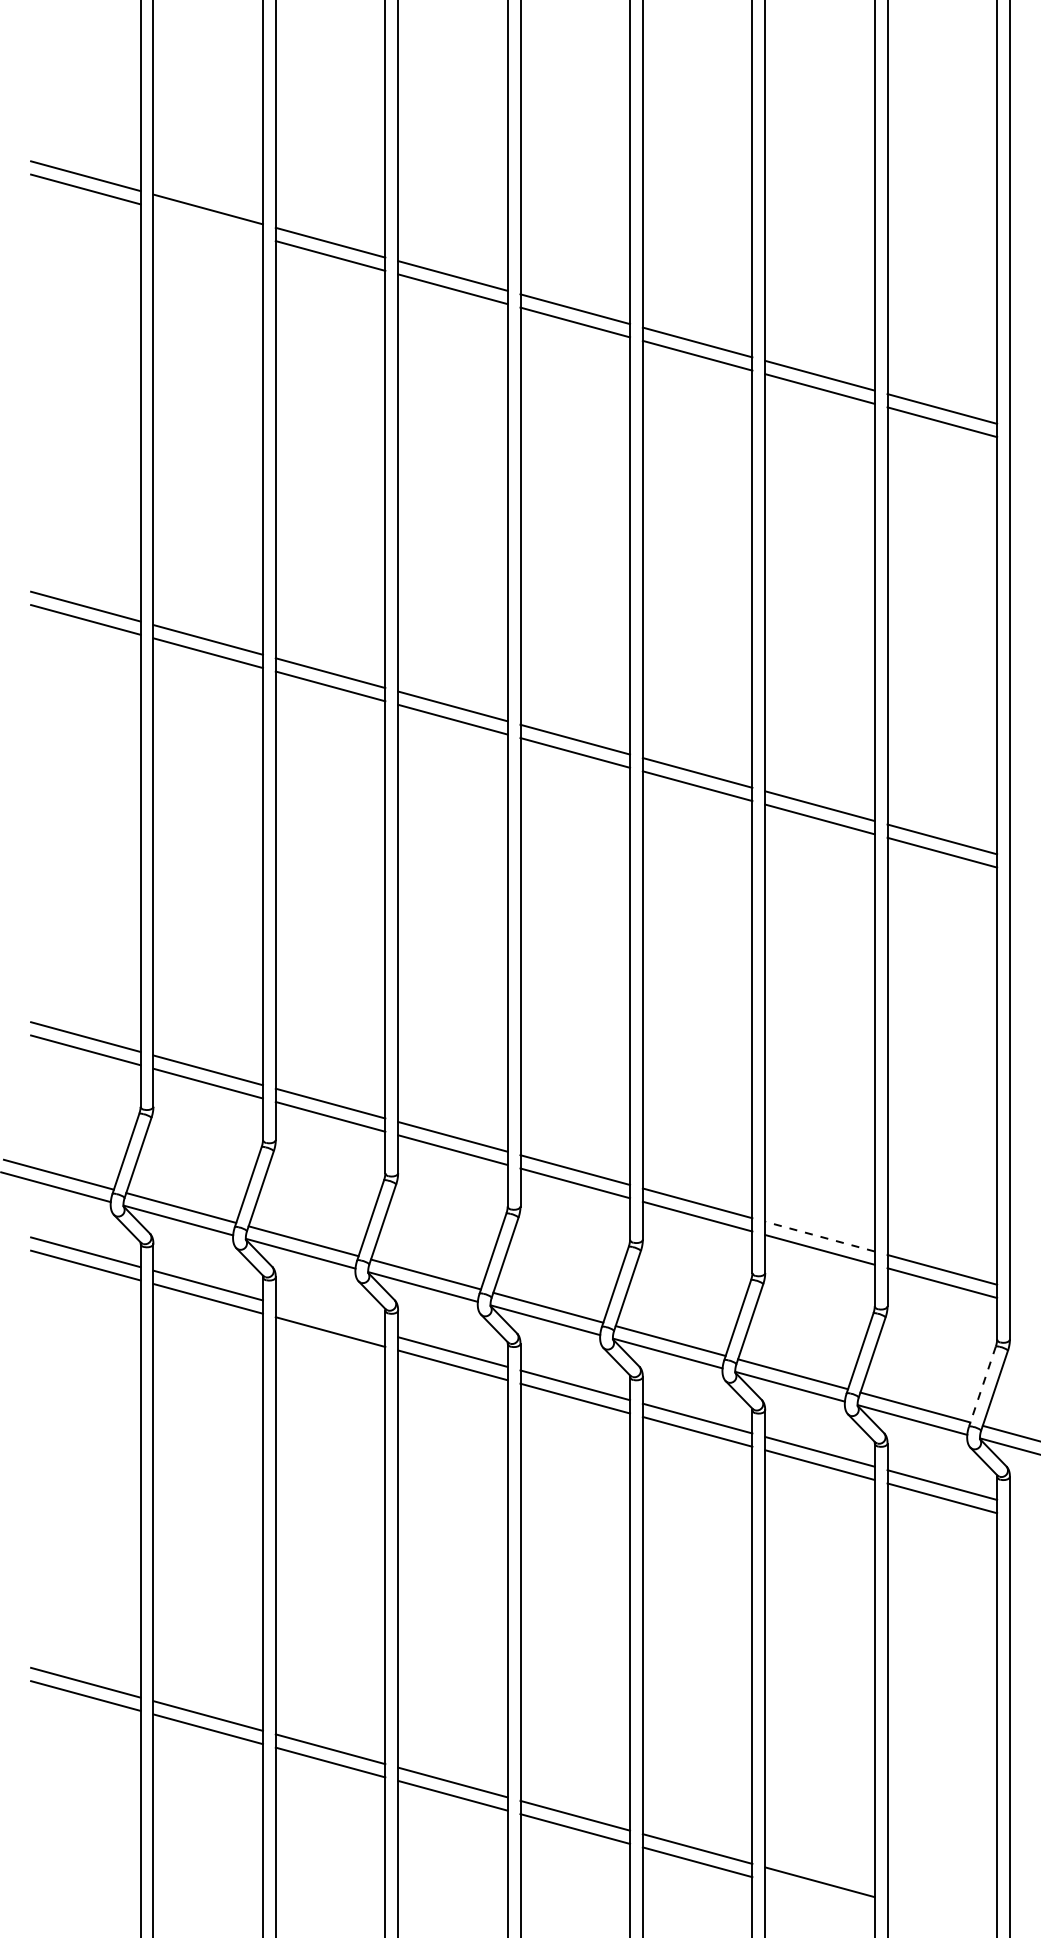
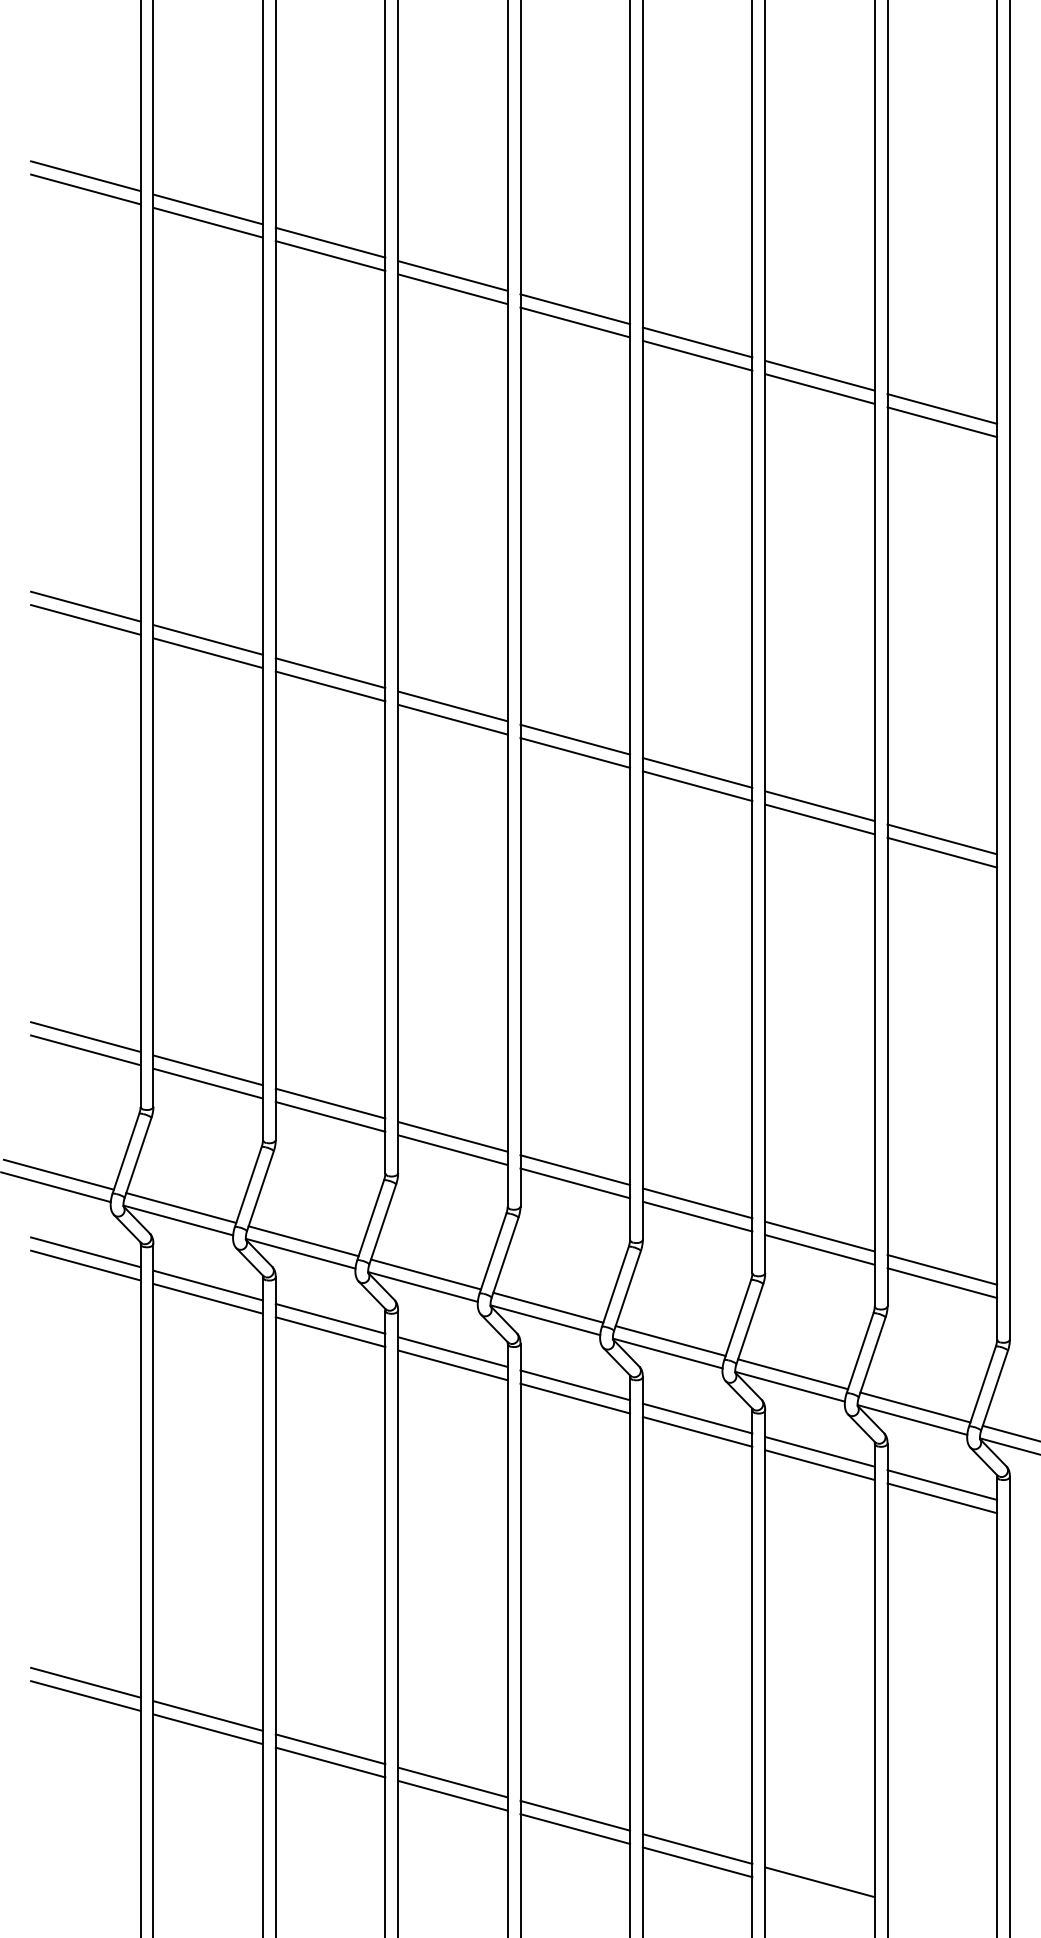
line: none -> present (207, 222)
line: dashed -> solid (819, 1236)
line: none -> present (330, 1318)
line: dashed -> solid (982, 1386)
